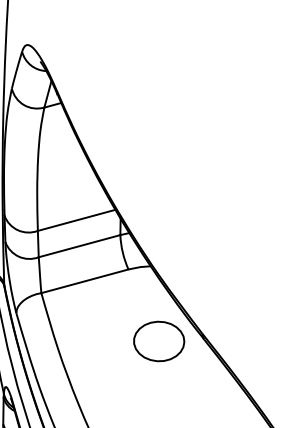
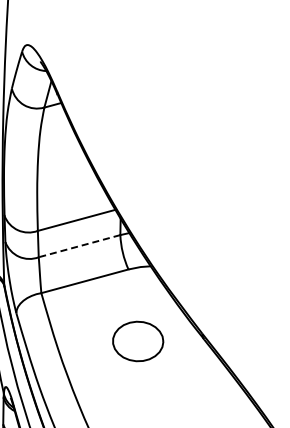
line: solid -> dashed (79, 246)
part position: (159, 341) -> (138, 341) (138, 341)
